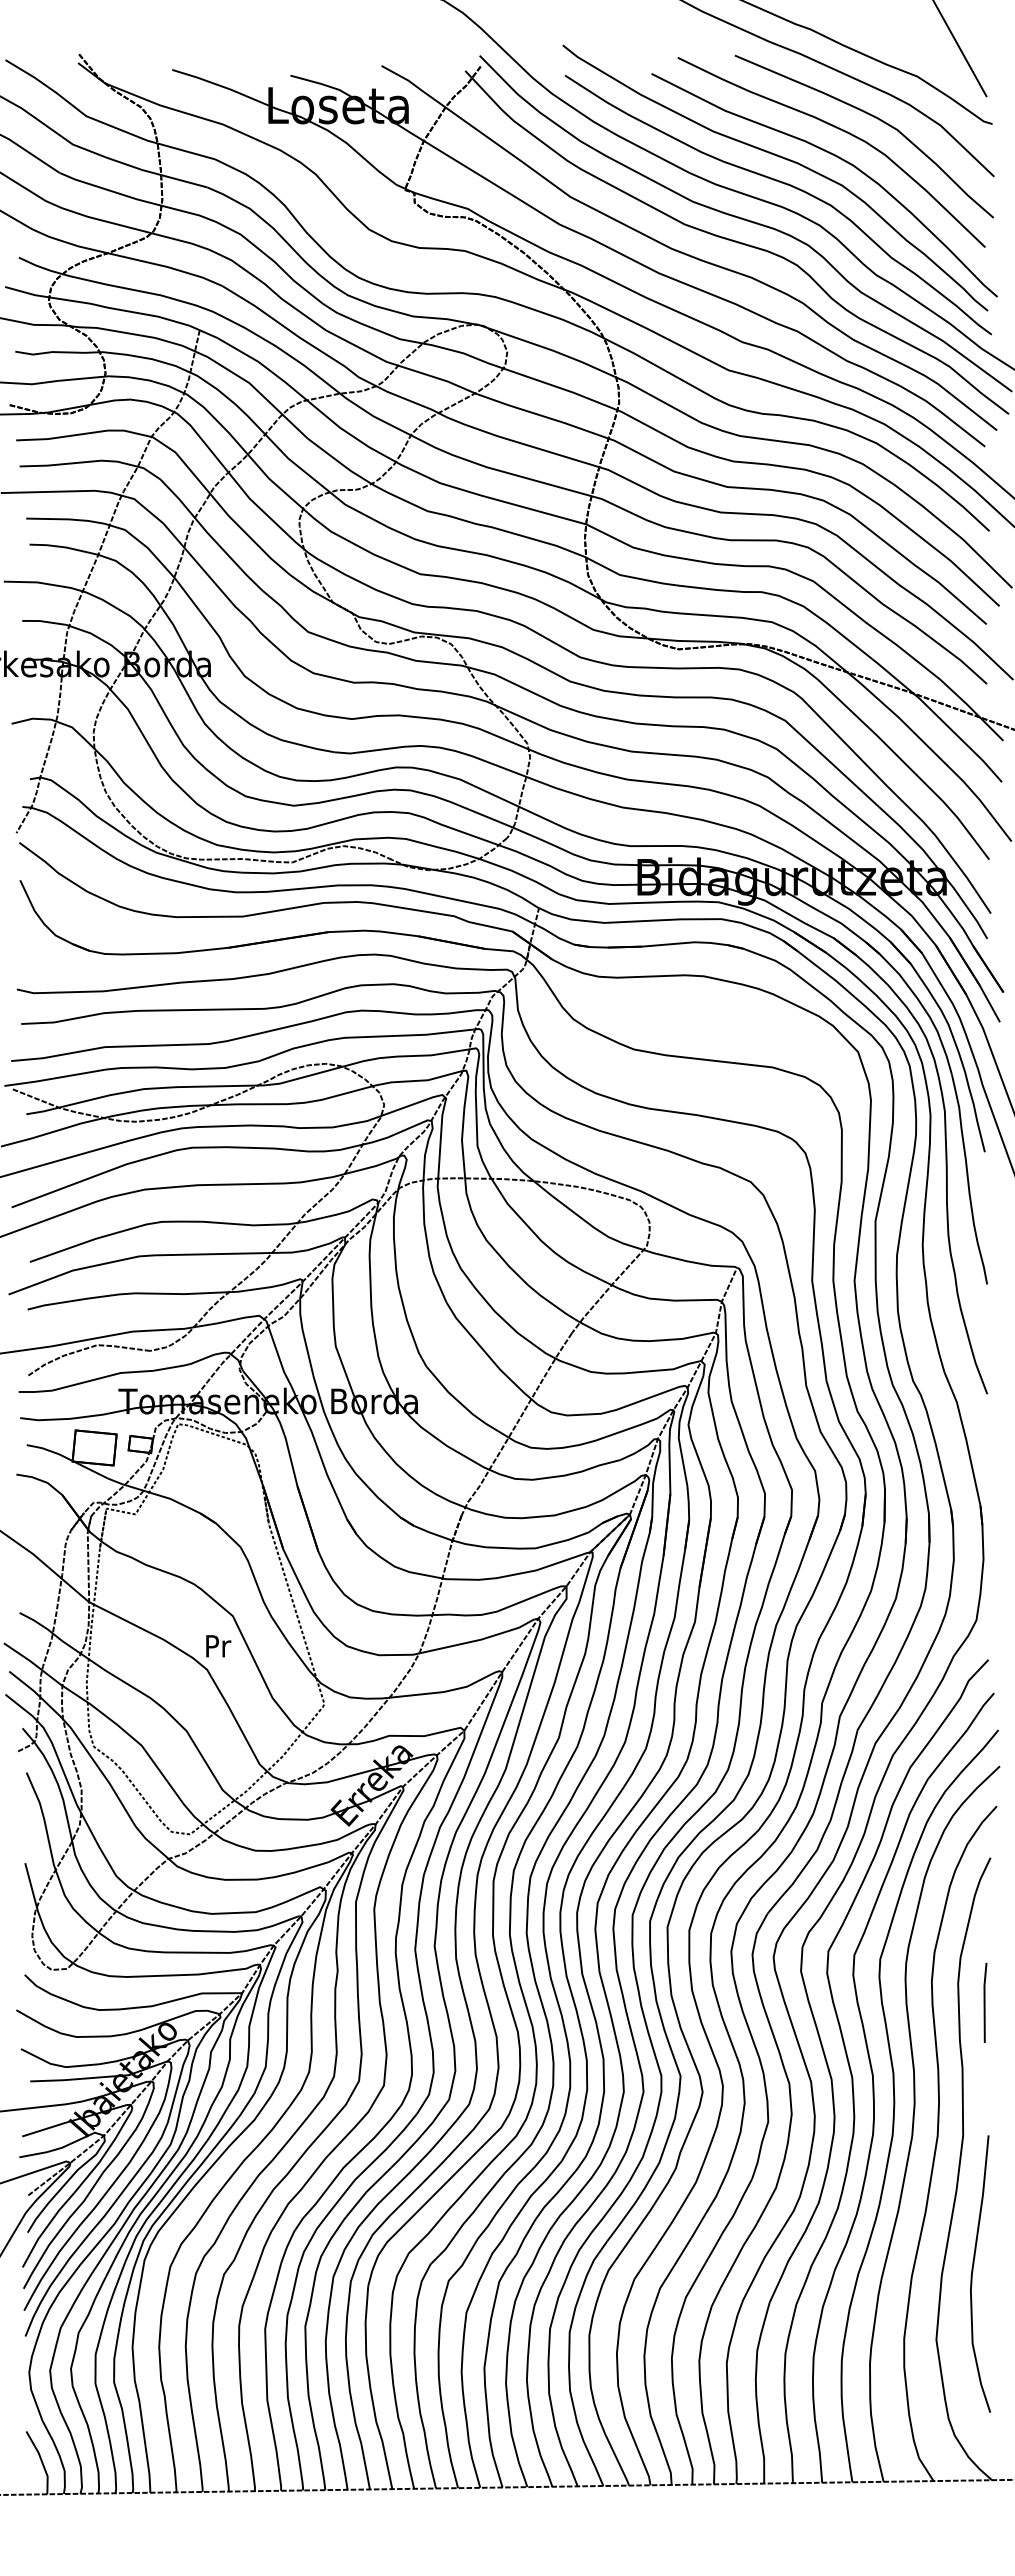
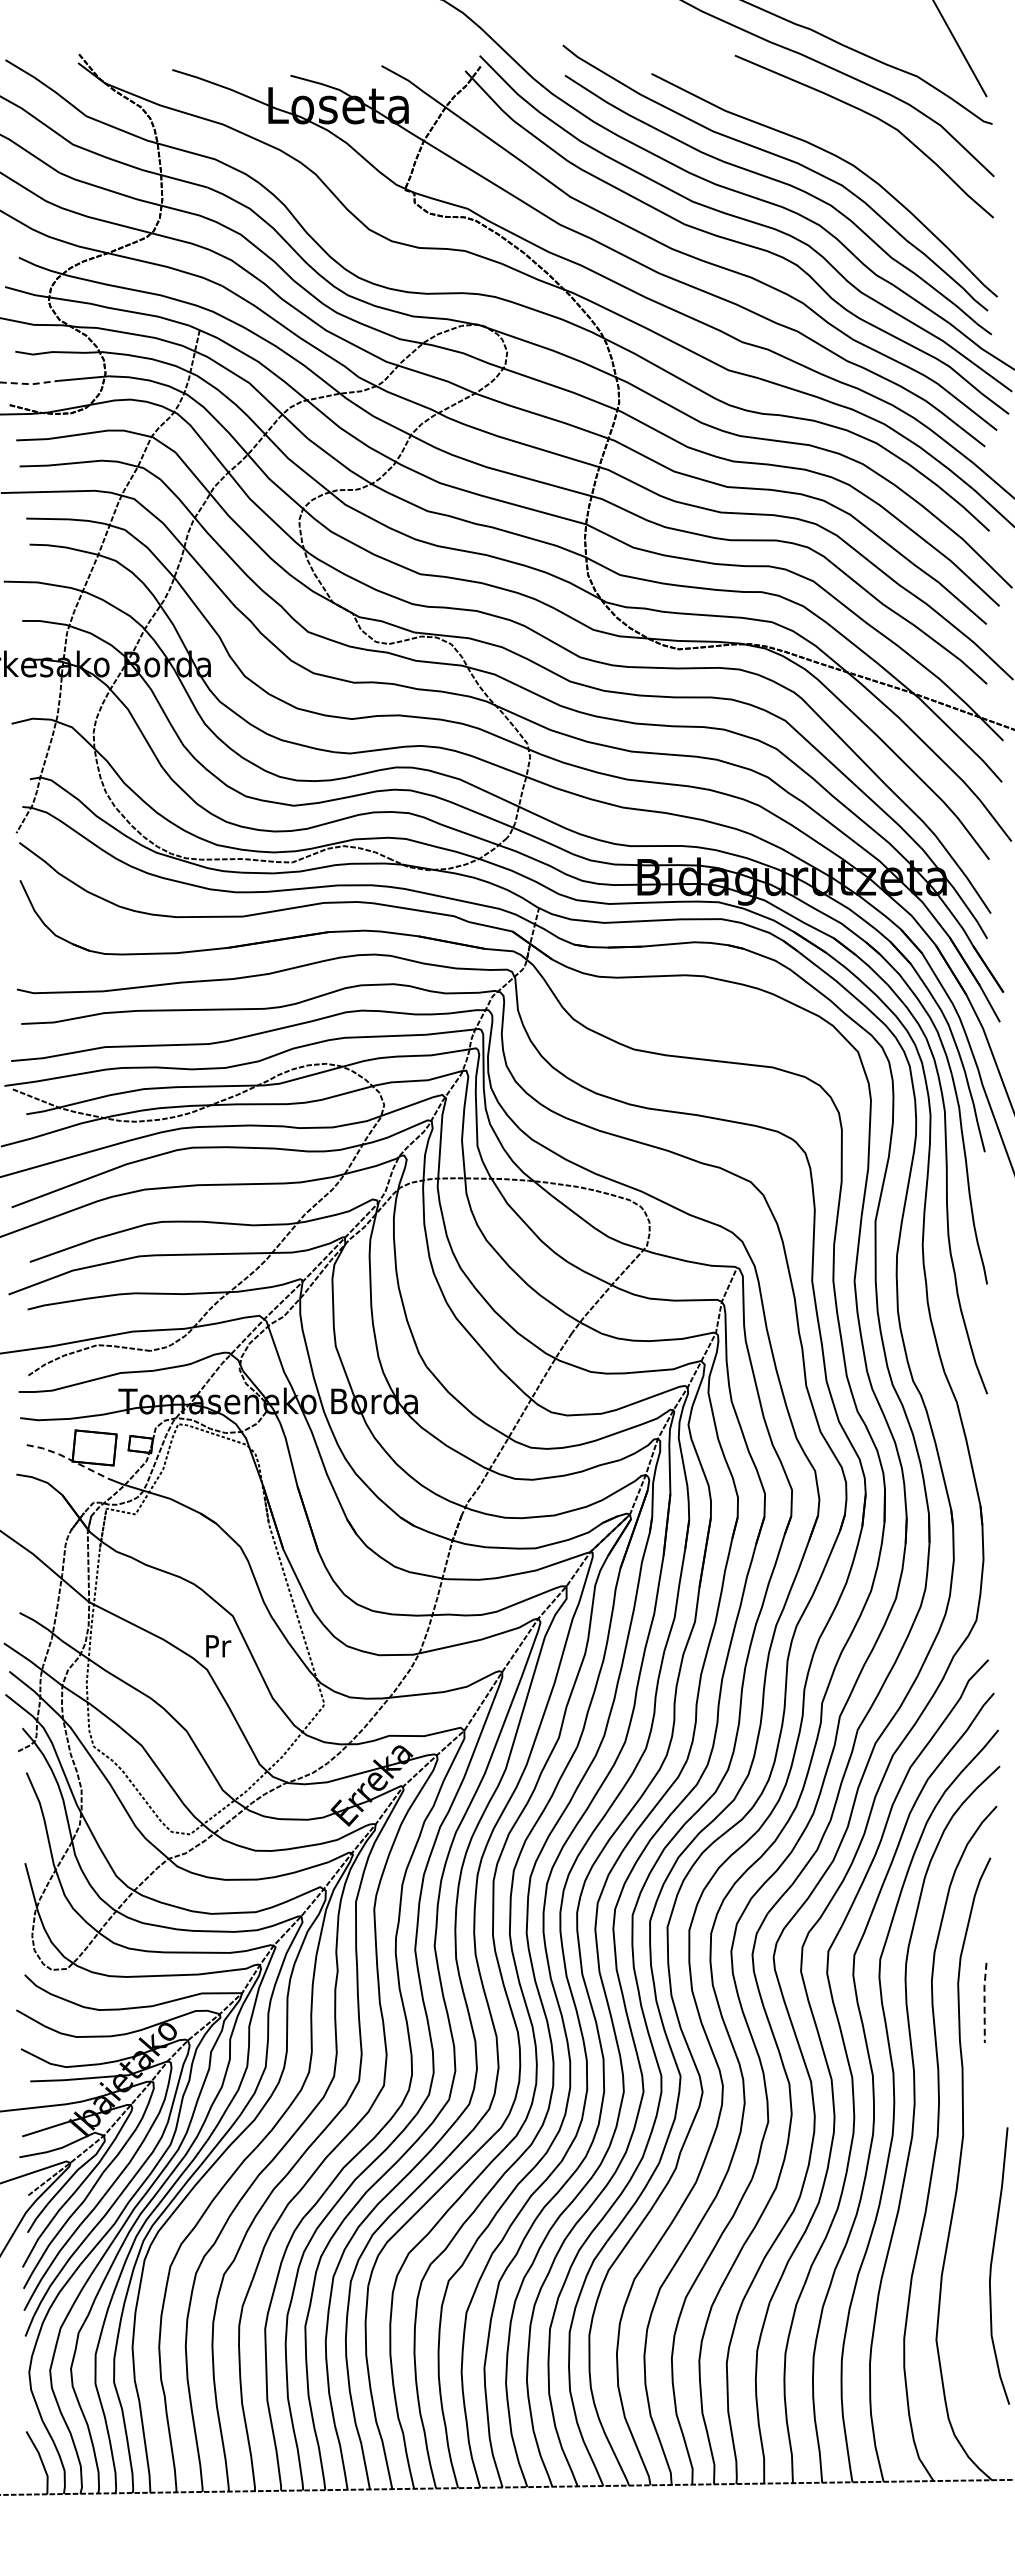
curve: present -> none (842, 131)
line: solid -> dashed (30, 384)
line: solid -> dashed (68, 1458)
line: solid -> dashed (984, 2002)
curve position: (973, 2271) -> (992, 2263) (992, 2263)
